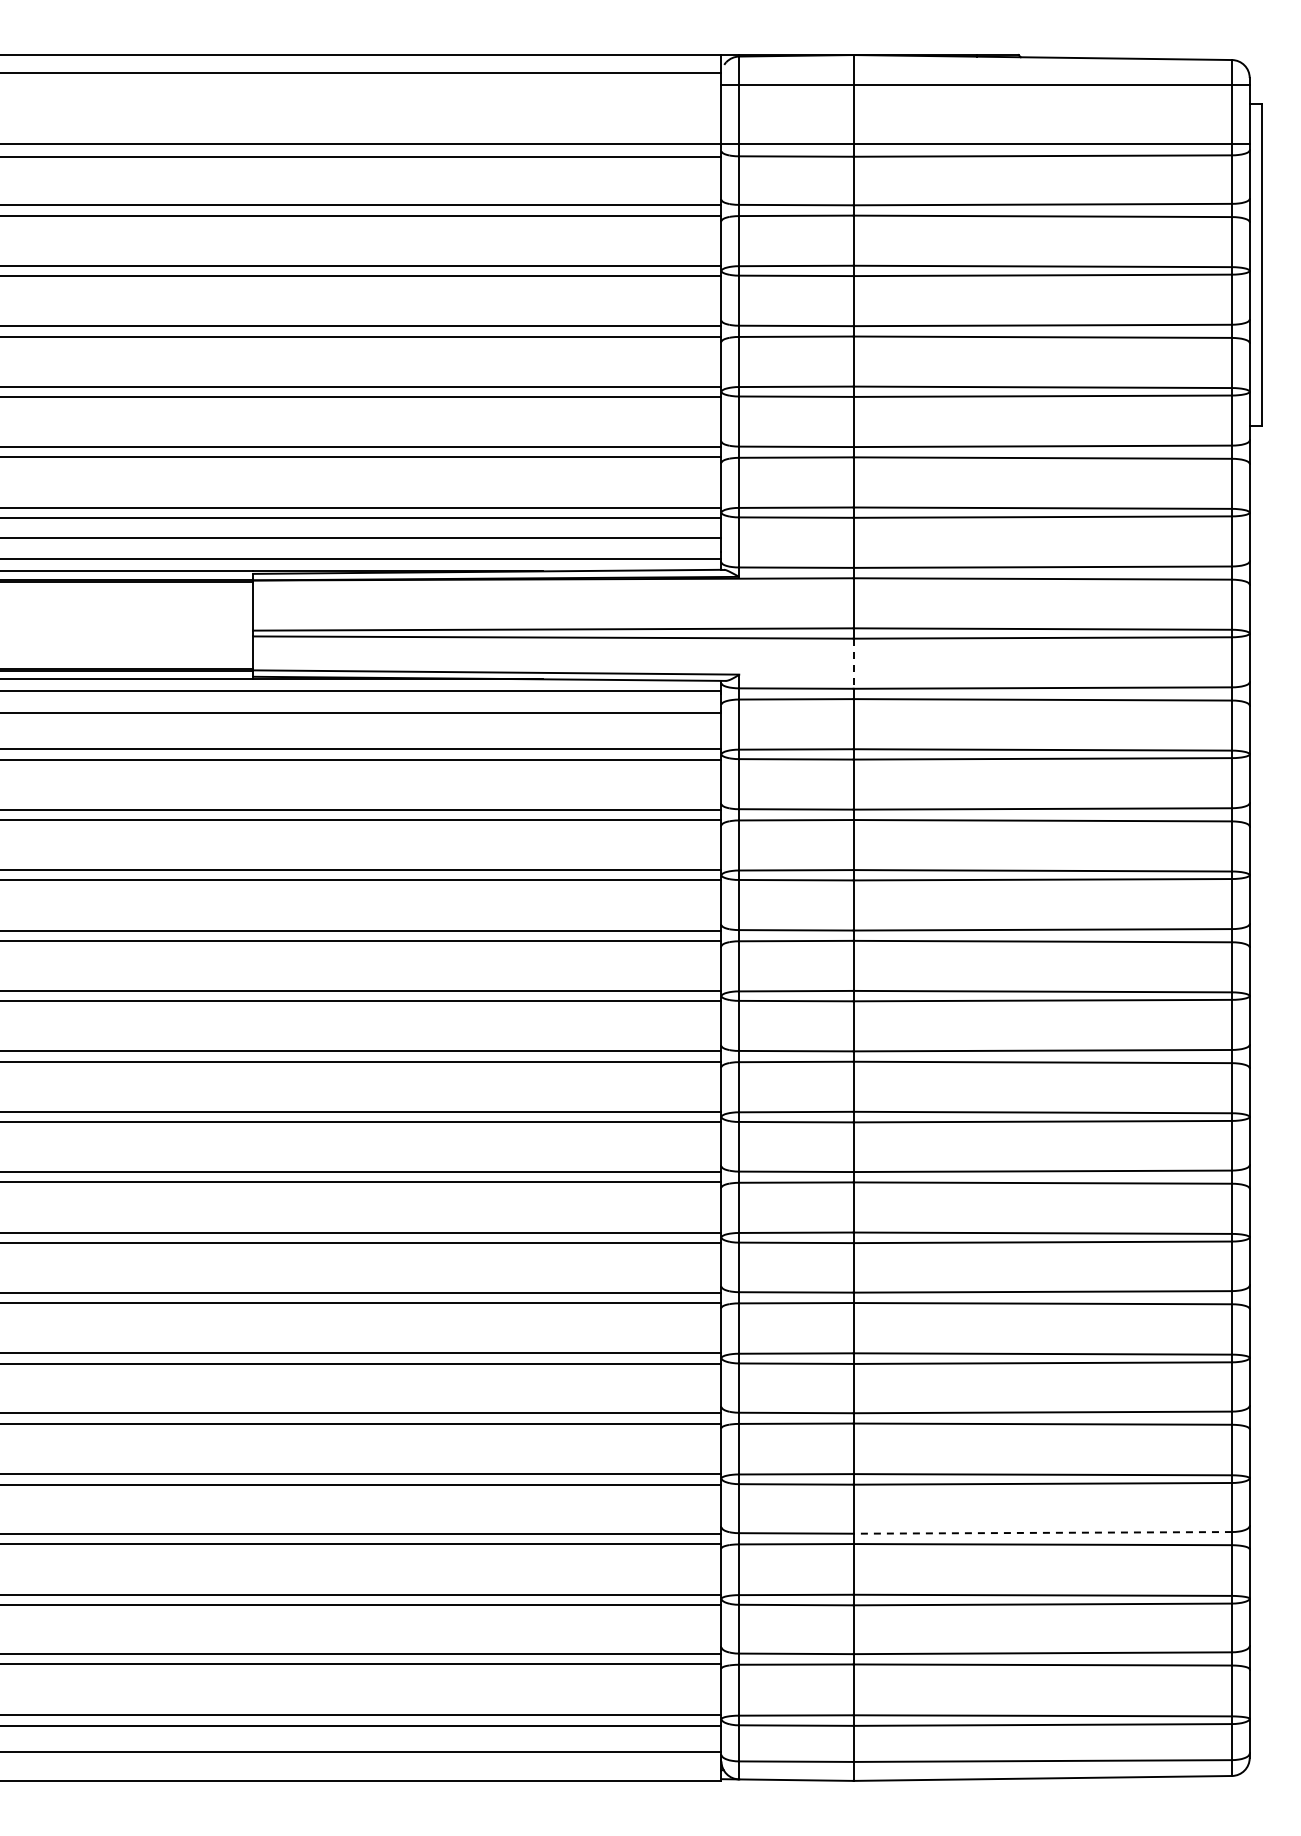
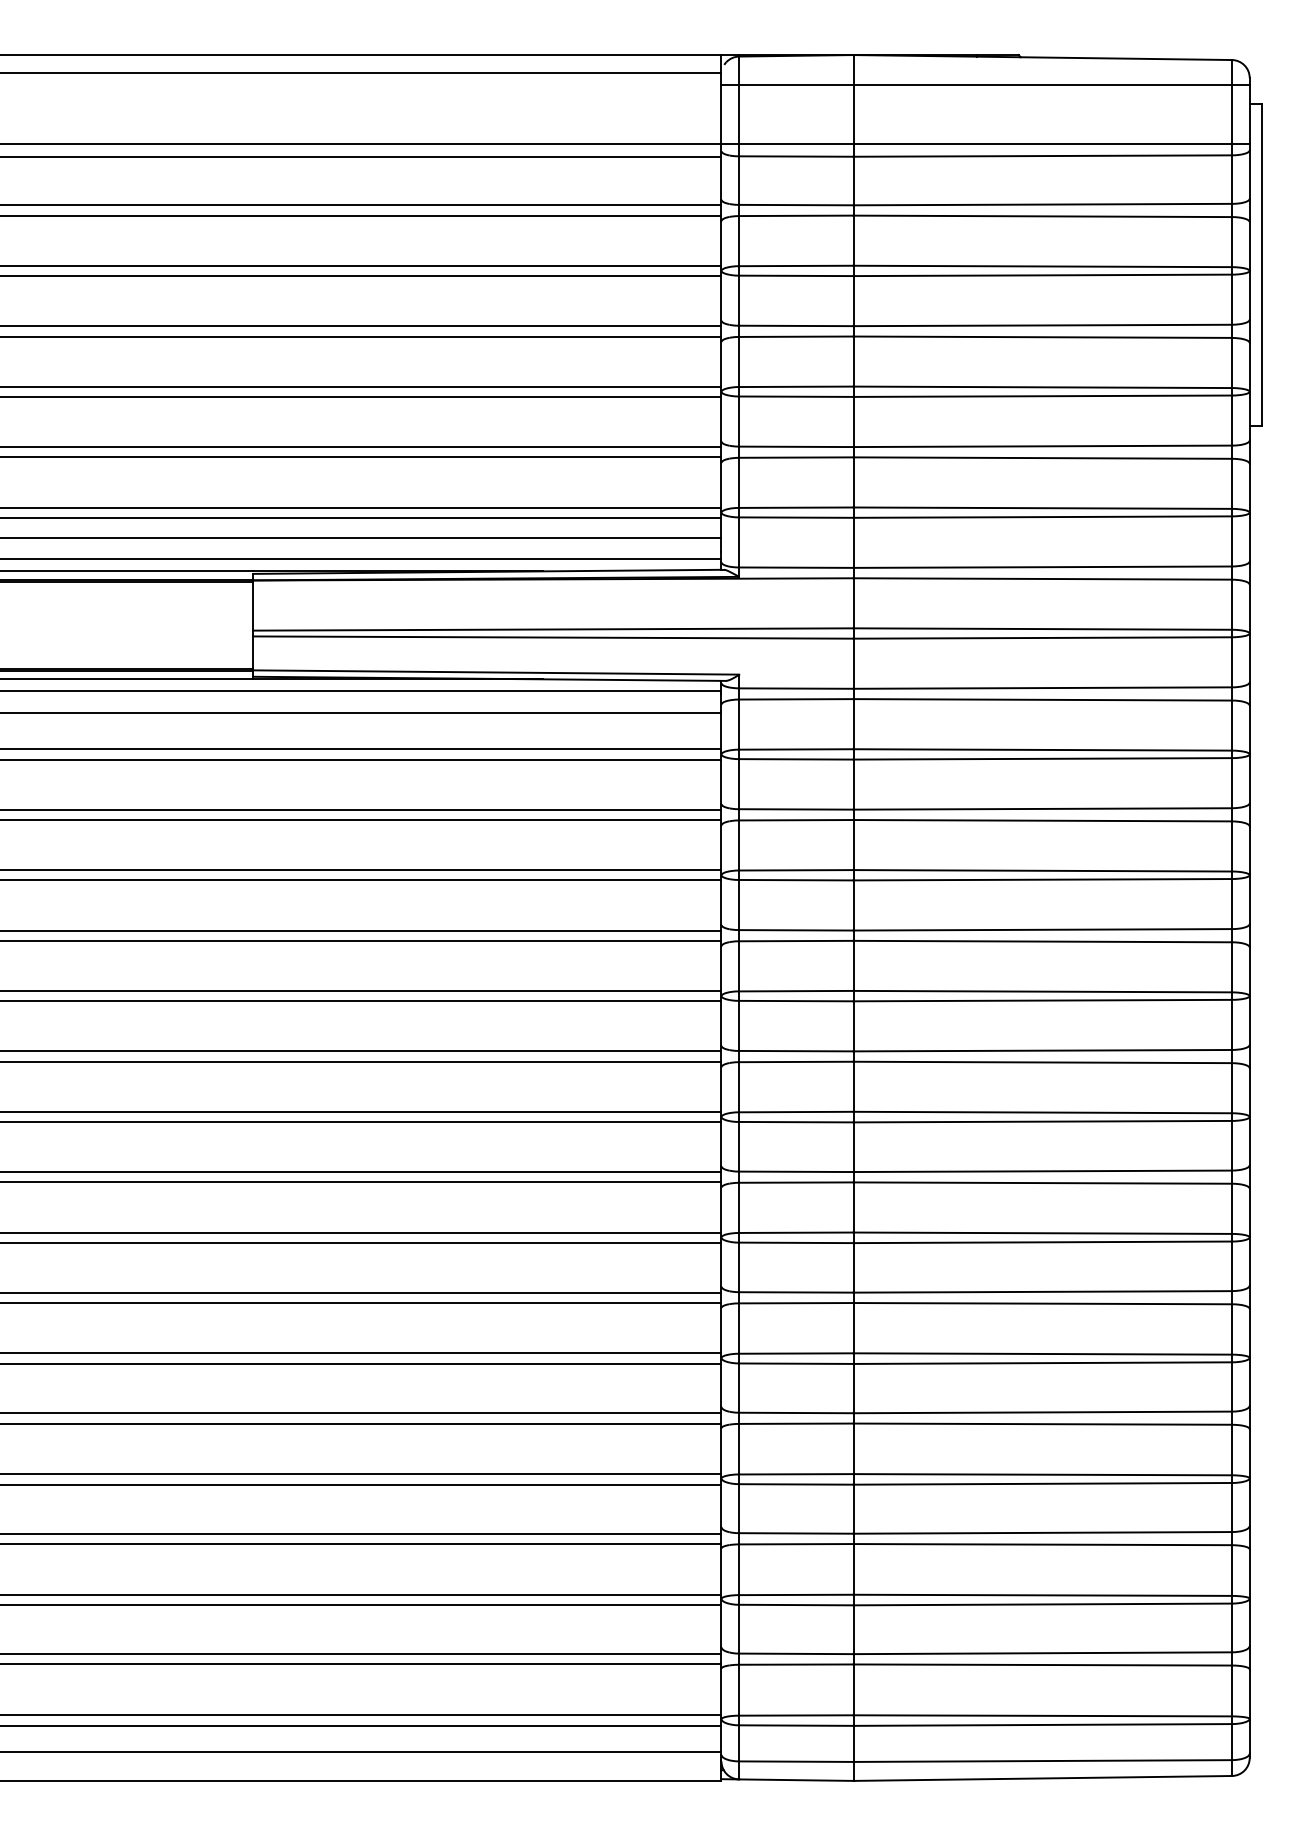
line: dashed -> solid (853, 664)
line: dashed -> solid (1042, 1532)
